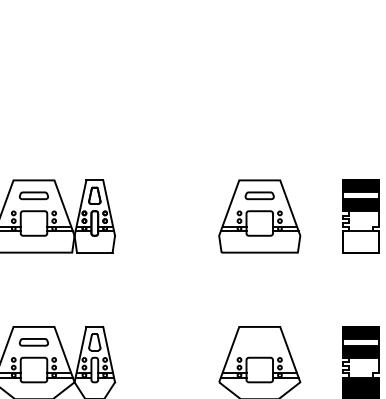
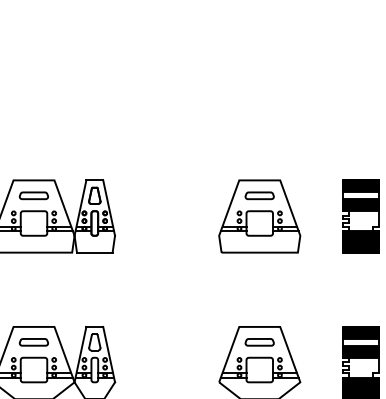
fill: none -> present (361, 241)
part: none -> present (259, 342)
